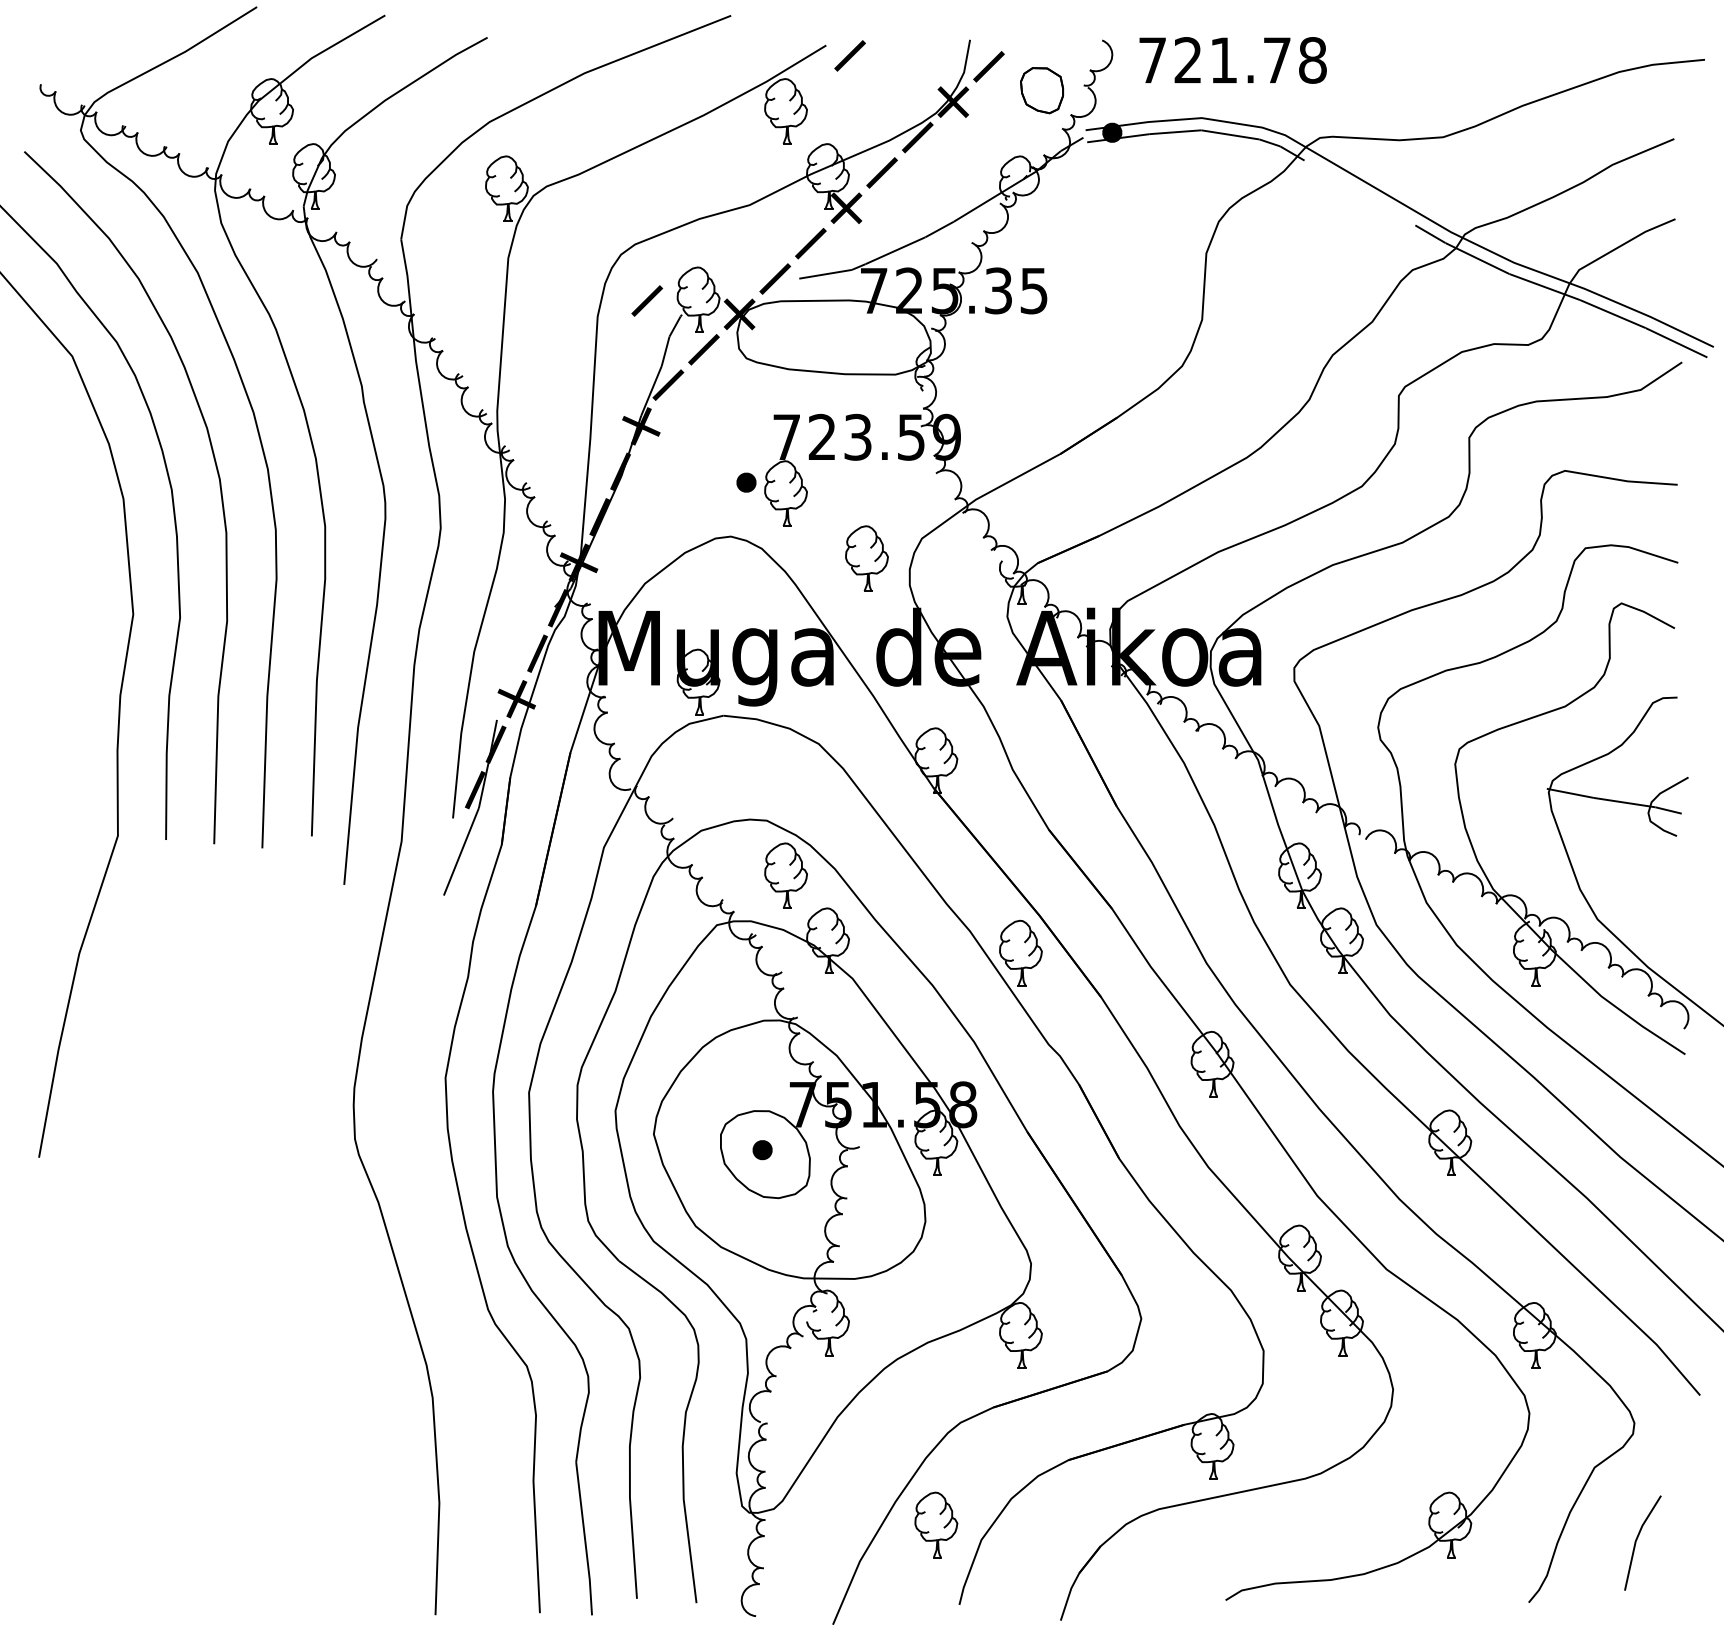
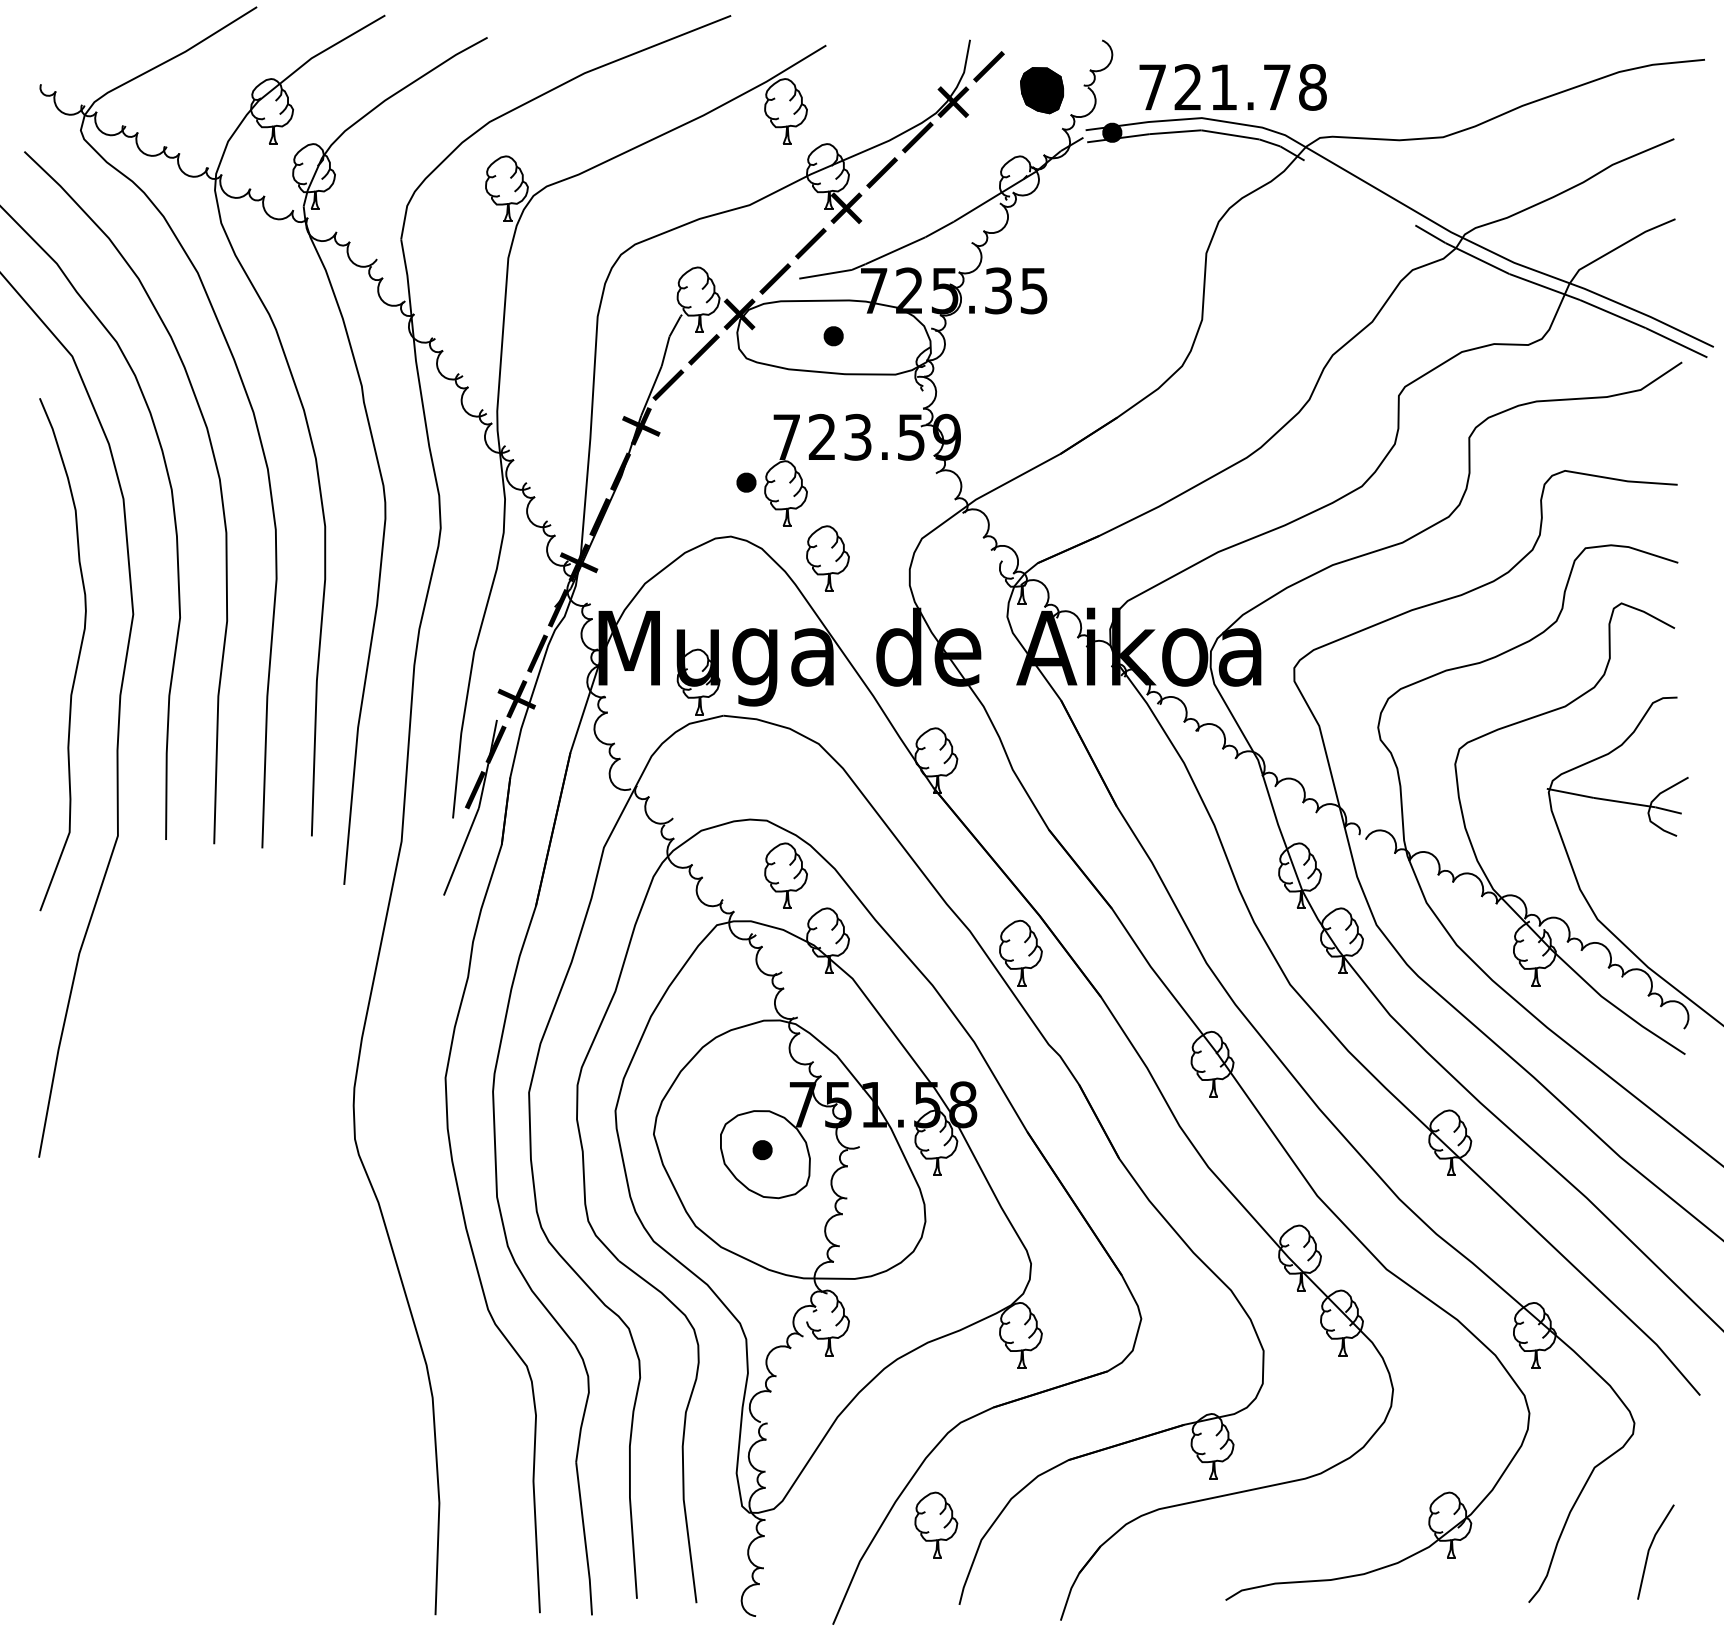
part: present -> none (849, 55)
text position: (1232, 60) -> (1232, 87) (1232, 87)
fill: none -> present (1041, 90)
part: present -> none (646, 300)
part: none -> present (833, 336)
part position: (866, 558) -> (827, 558) (827, 558)
curve: none -> present (77, 658)
line position: (1637, 1540) -> (1650, 1549) (1650, 1549)
